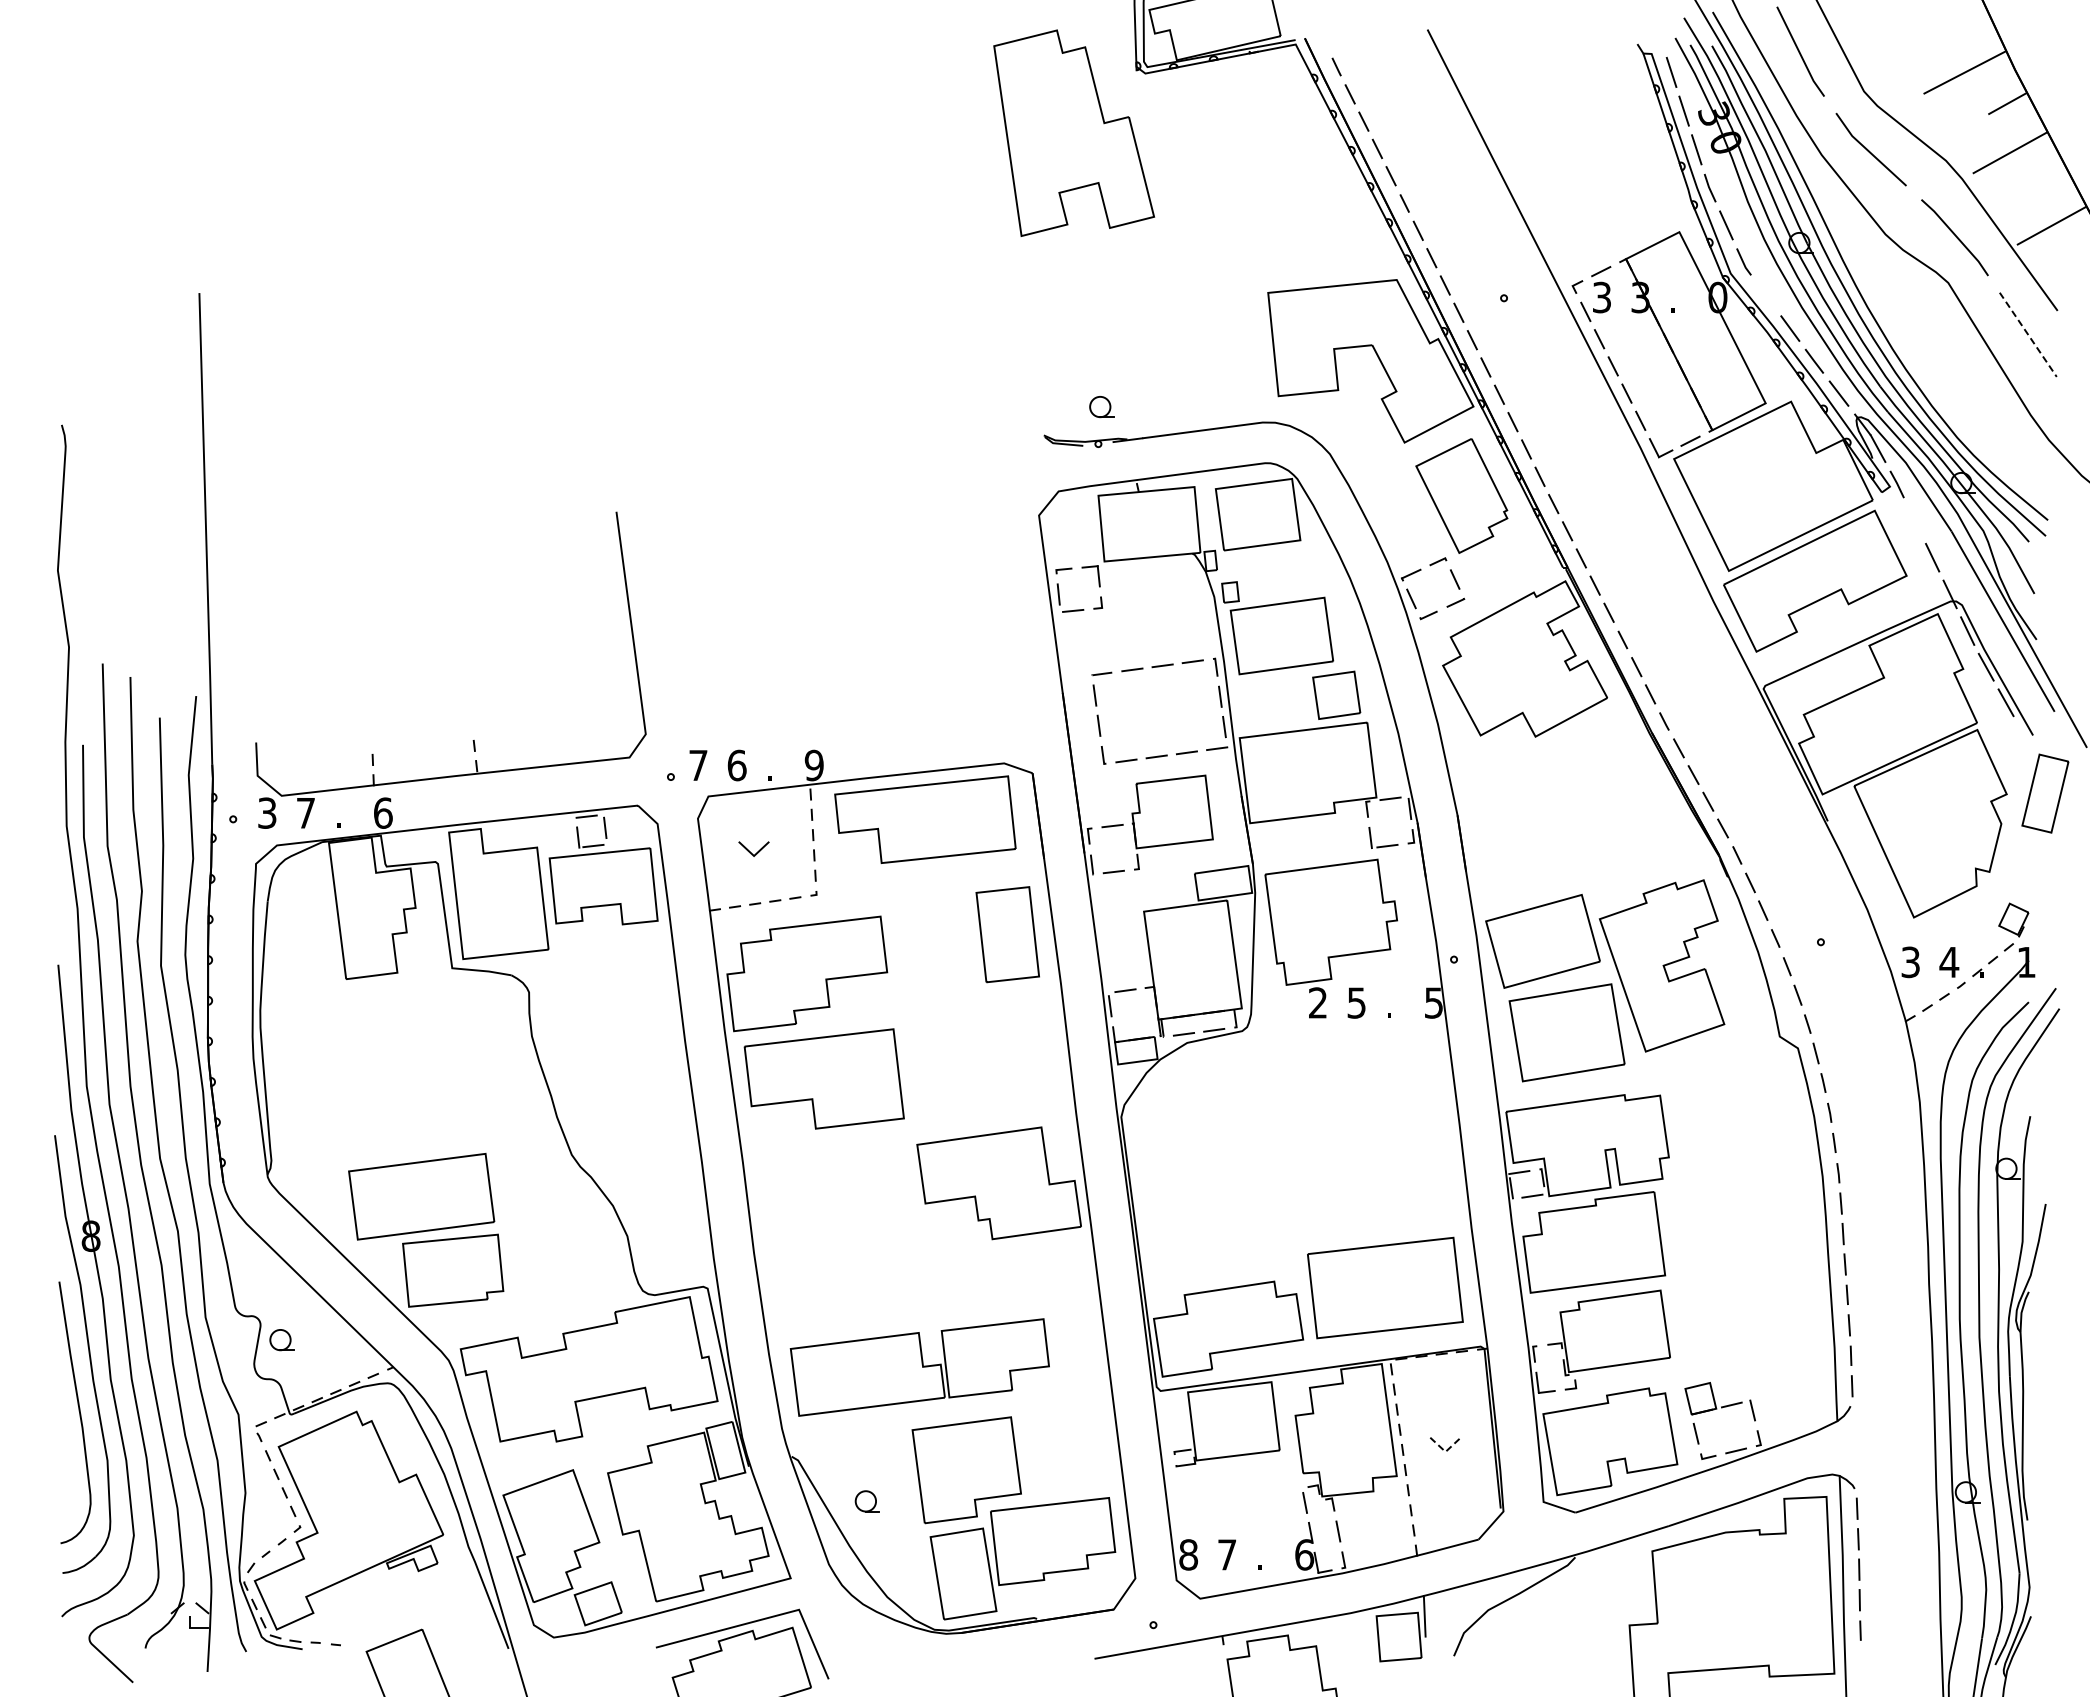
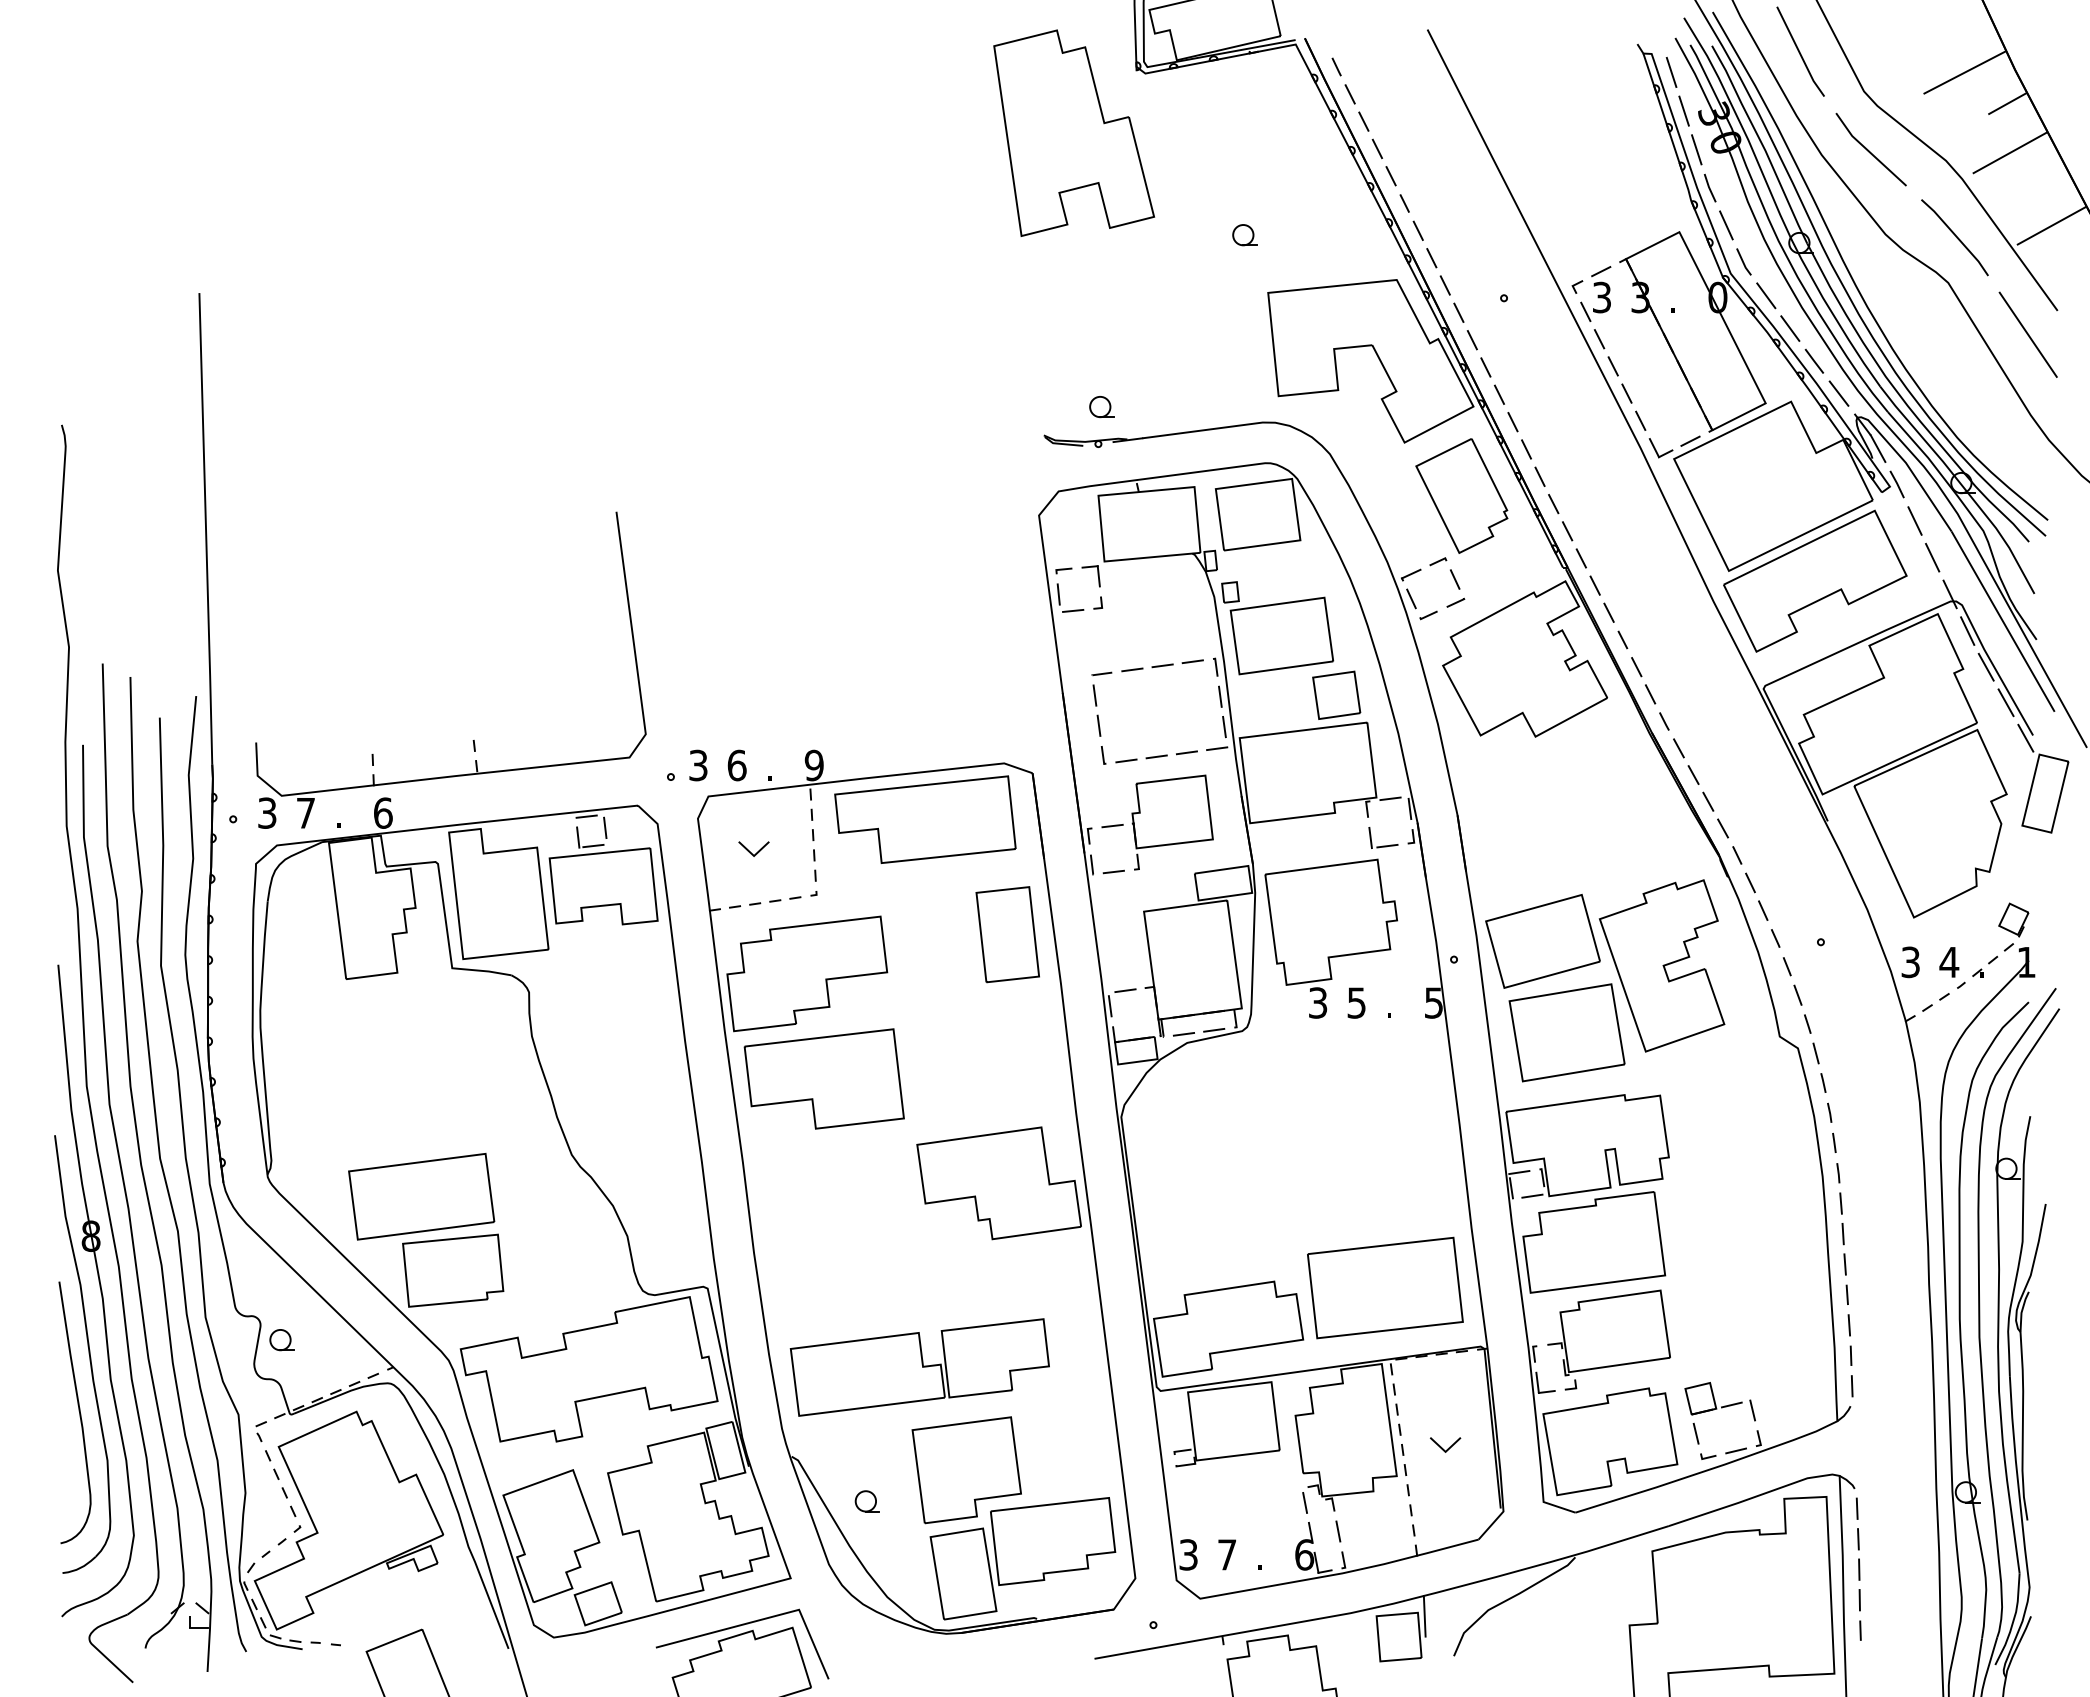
part: none -> present (1244, 235)
line: none -> present (1766, 295)
line: dashed -> solid (2028, 334)
line: none -> present (1914, 520)
line: none -> present (2025, 737)
text: 7 -> 3 (698, 765)
text: 2 -> 3 (1318, 1002)
line: dashed -> solid (1445, 1451)
text: 8 -> 3 (1188, 1554)
